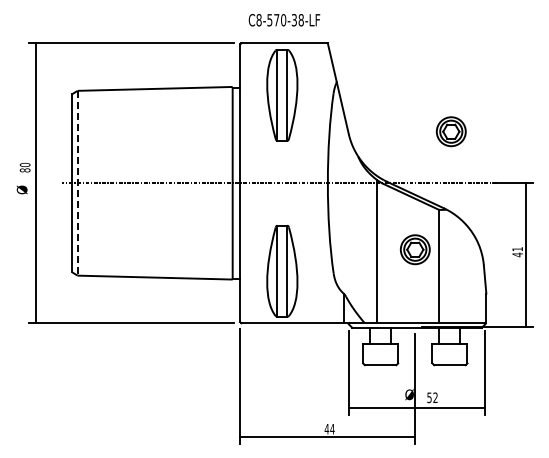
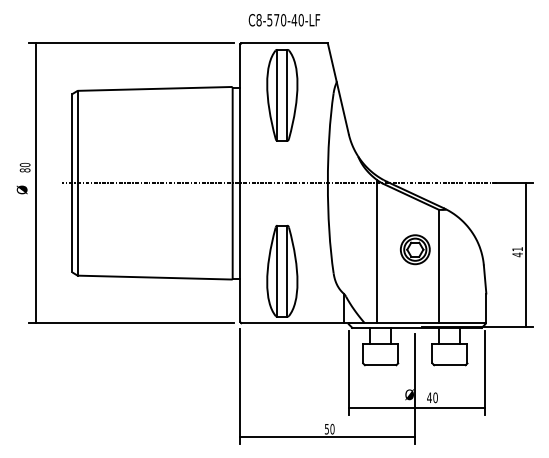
text: C8-570-38-LF -> C8-570-40-LF (297, 20)
part: present -> none (450, 131)
line: dashed -> solid (77, 183)
text: 52 -> 40 (432, 397)
text: 44 -> 50 (329, 428)
